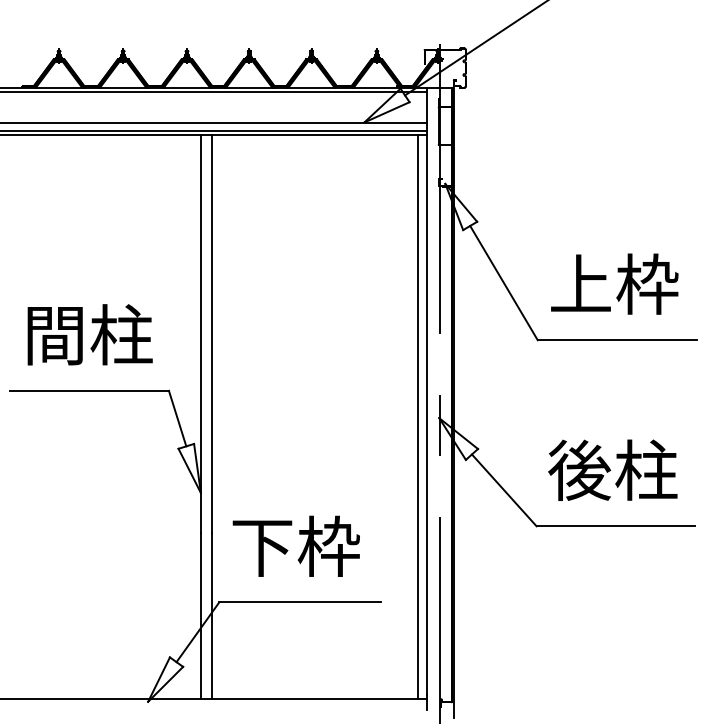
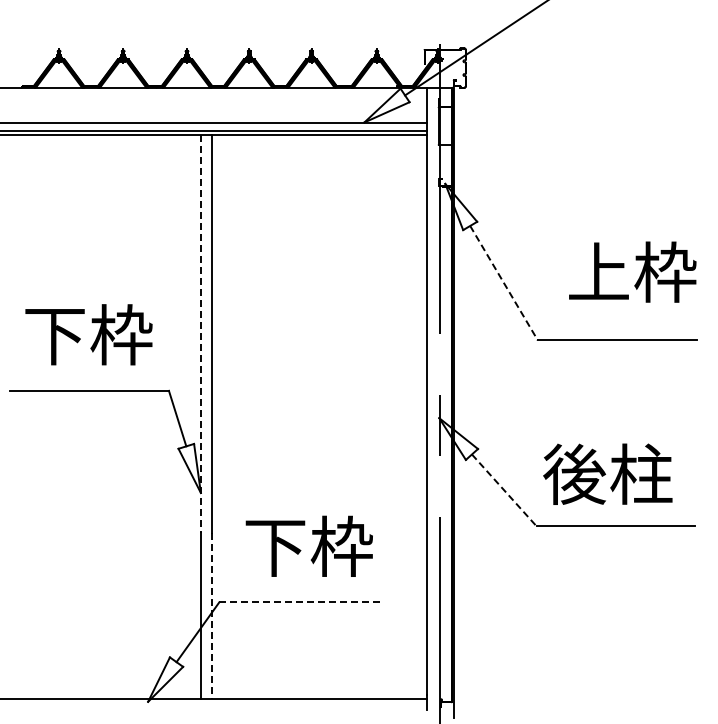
line: present -> none (214, 92)
line: solid -> dashed (504, 283)
text position: (614, 283) -> (632, 271) (632, 271)
text: 間柱 -> 下枠 (88, 334)
line: solid -> dashed (200, 334)
line: present -> none (417, 417)
text position: (612, 469) -> (607, 473) (607, 473)
line: solid -> dashed (504, 490)
text position: (295, 545) -> (308, 545) (308, 545)
line: solid -> dashed (300, 602)
line: solid -> dashed (212, 616)
